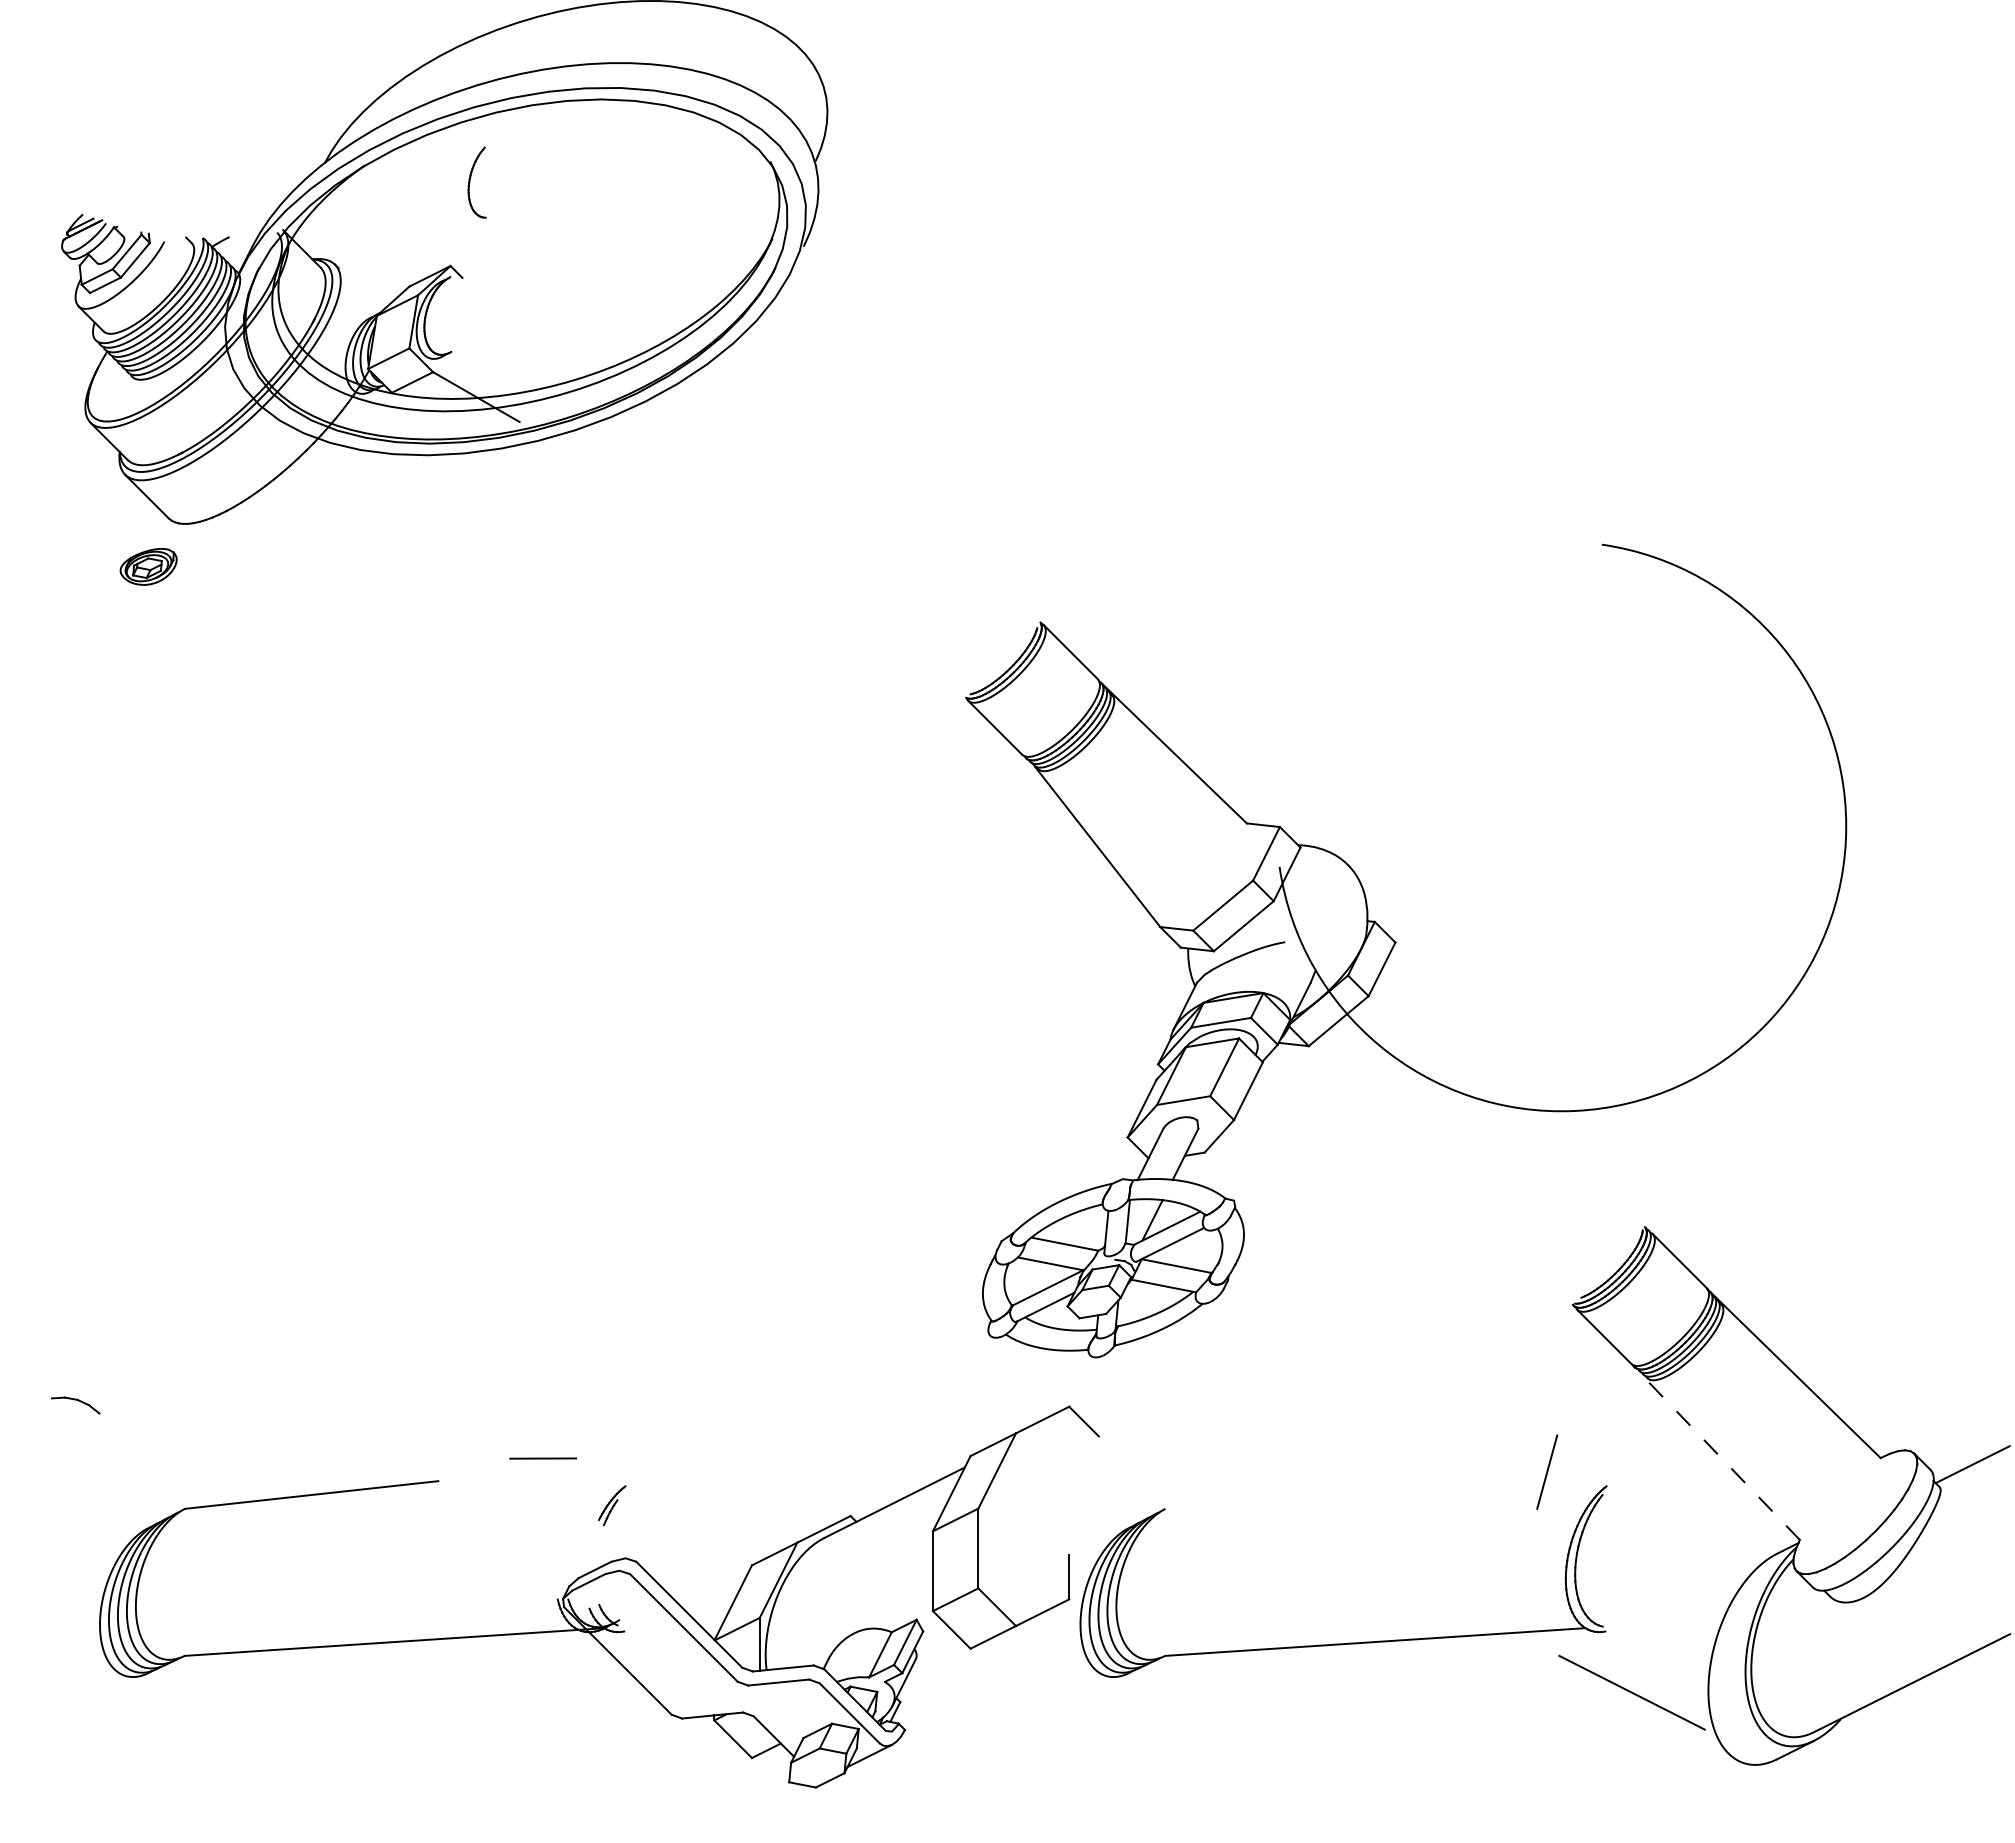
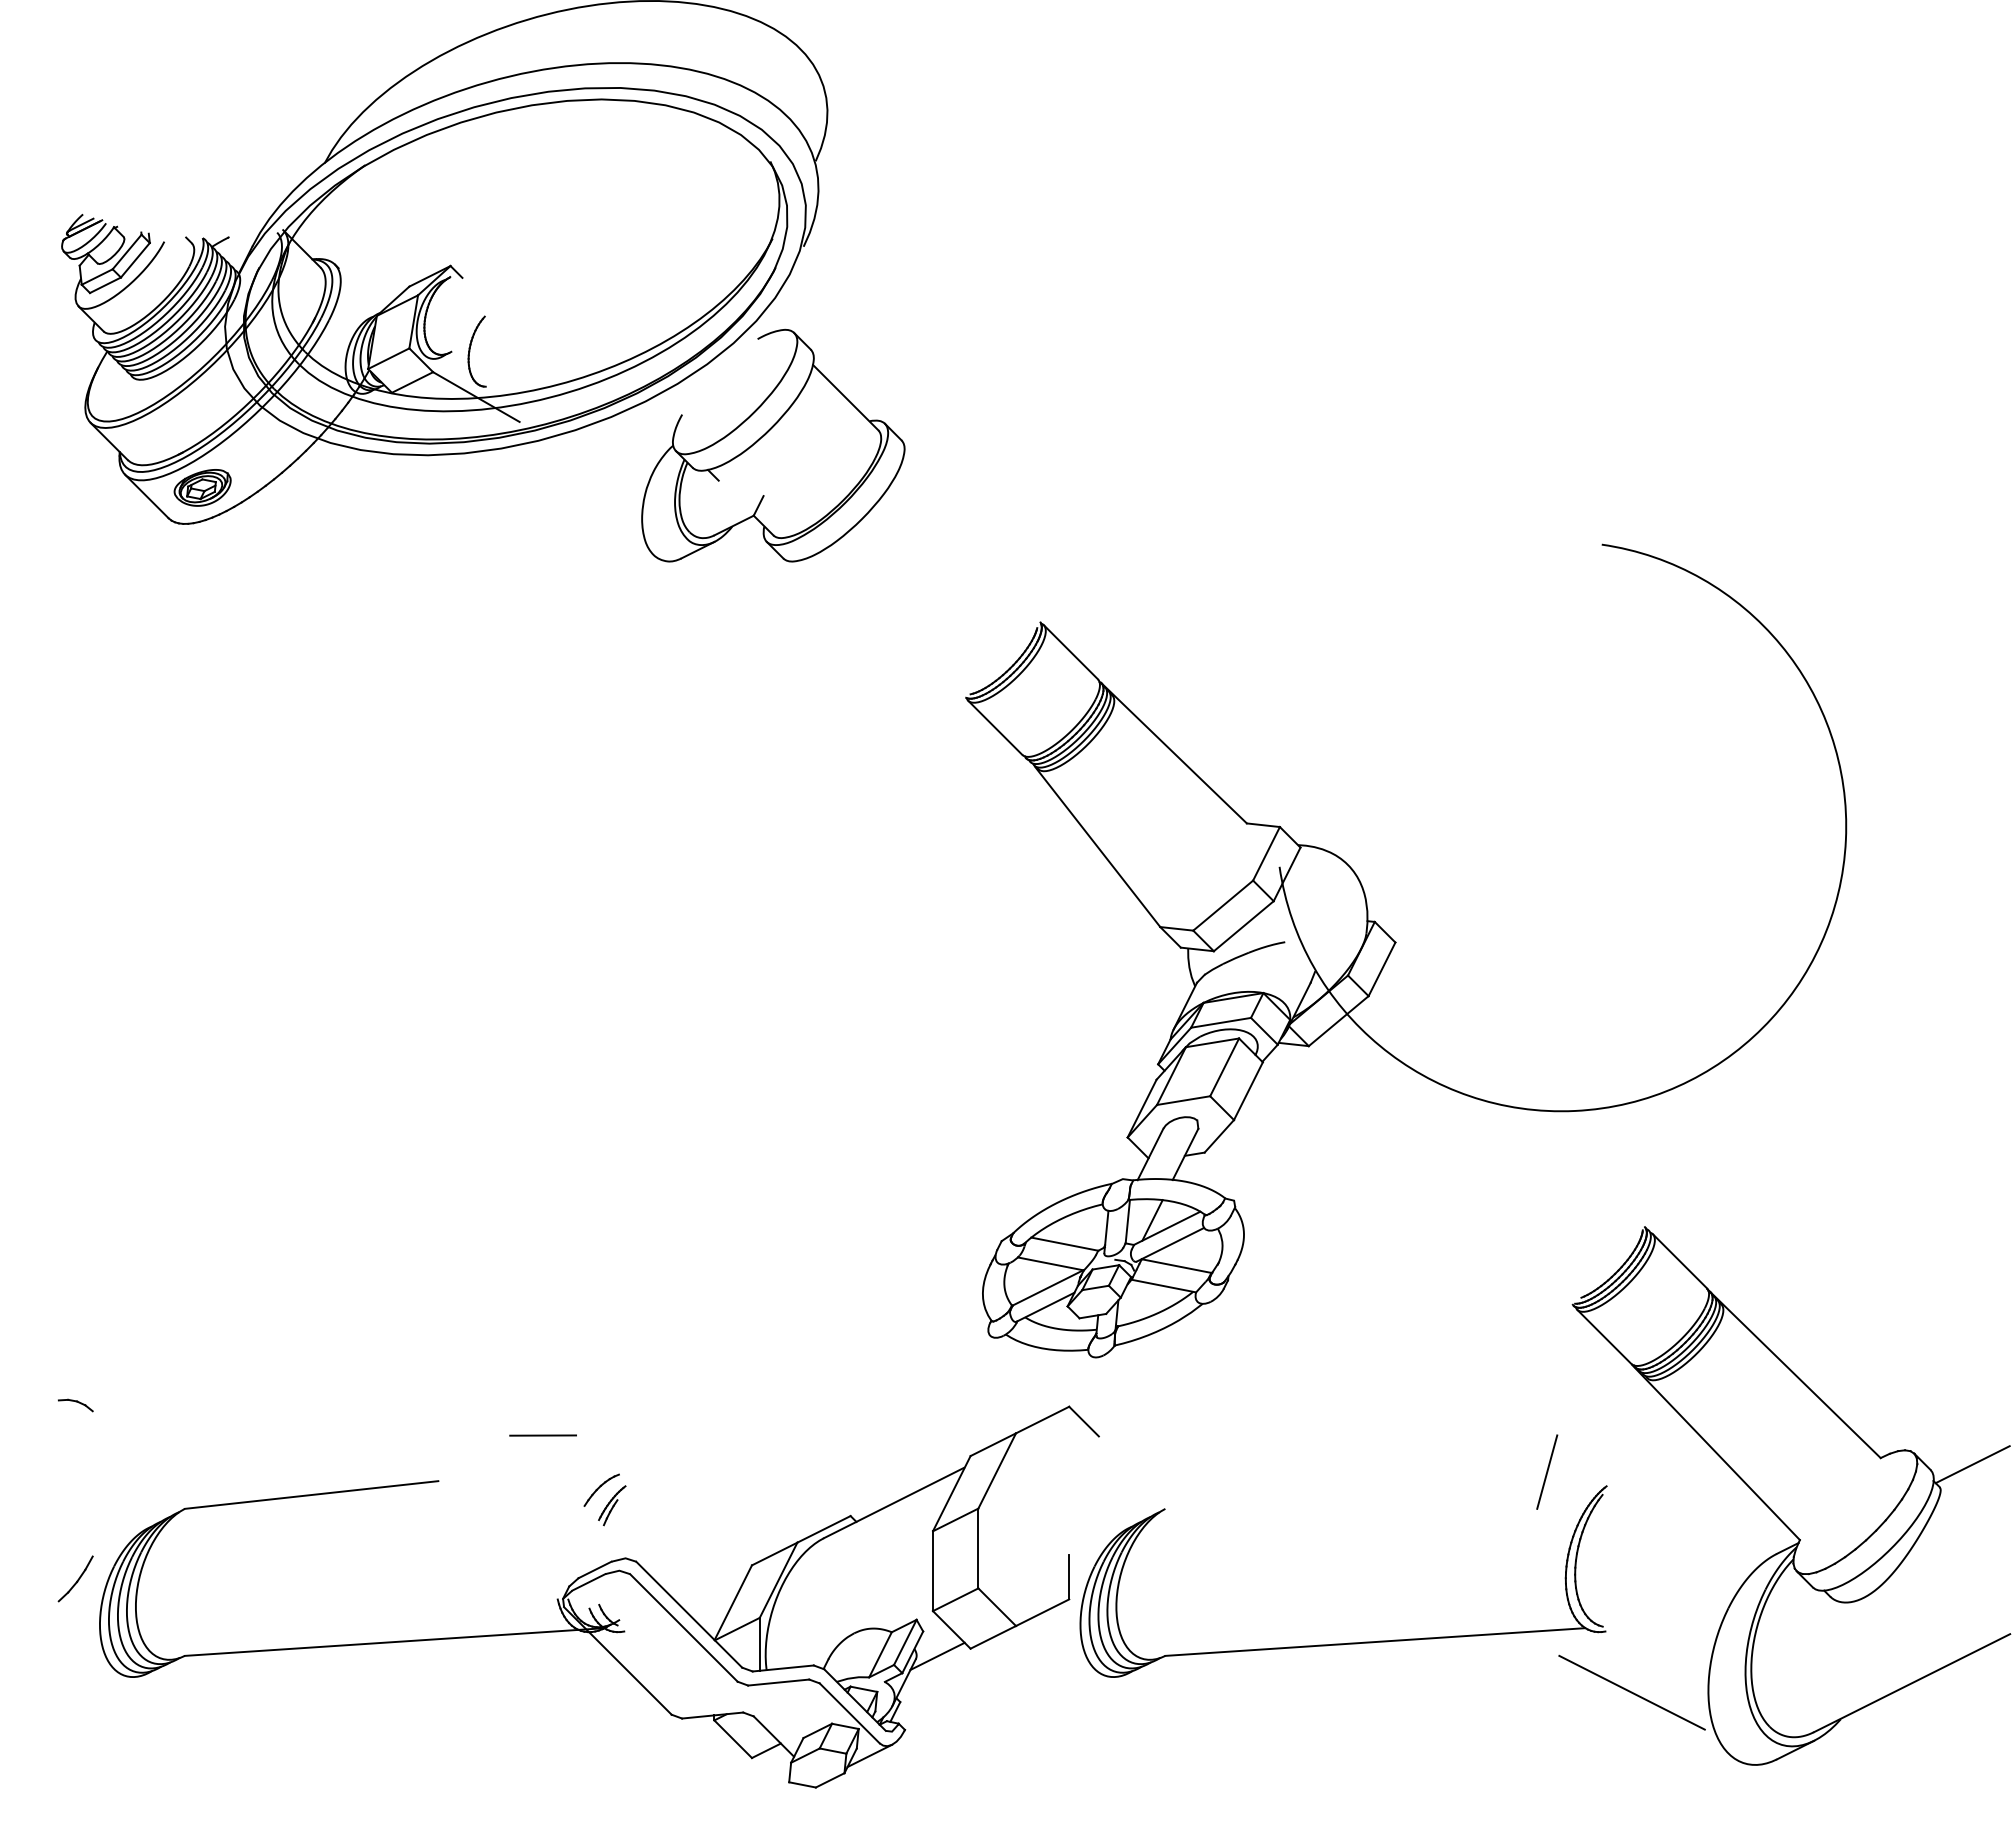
part position: (476, 182) -> (476, 351) (476, 351)
part: none -> present (773, 445)
part position: (148, 566) -> (202, 487) (202, 487)
part size: 50x19 px -> 36x15 px (75, 1405)
line: dashed -> solid (1716, 1452)
line position: (542, 1458) -> (542, 1435) (542, 1435)
part: none -> present (601, 1489)
part: none -> present (75, 1578)
line: none -> present (937, 1655)
